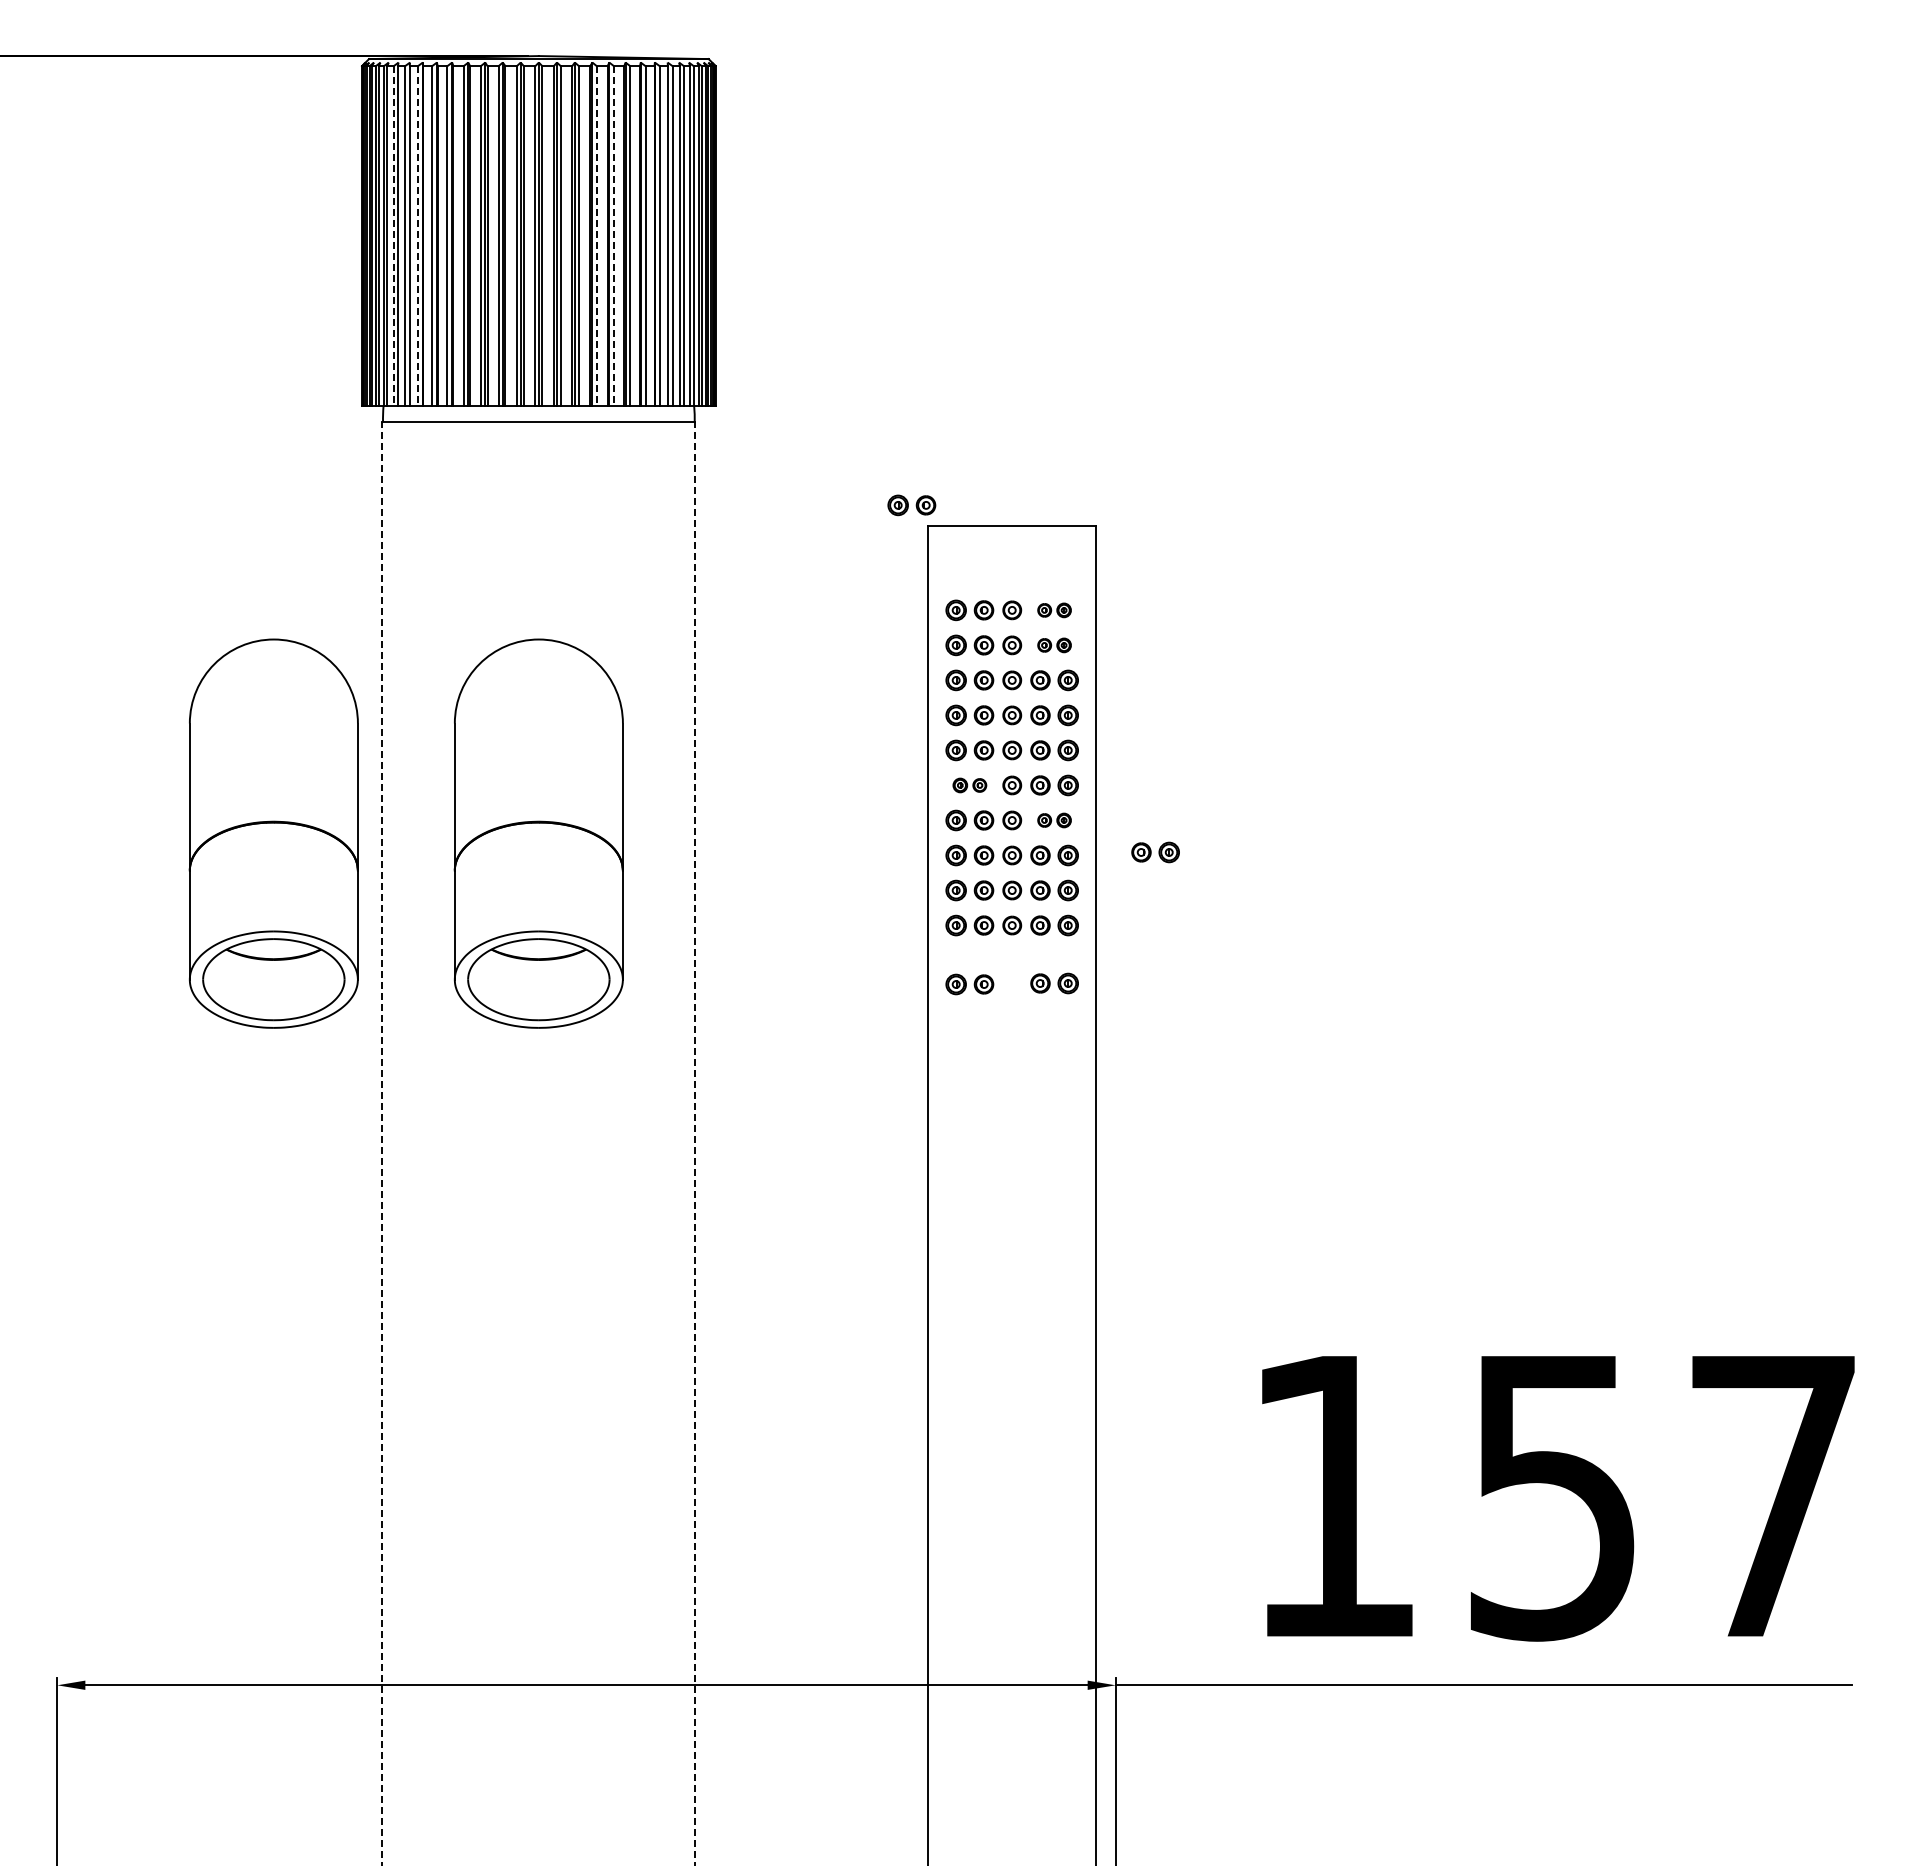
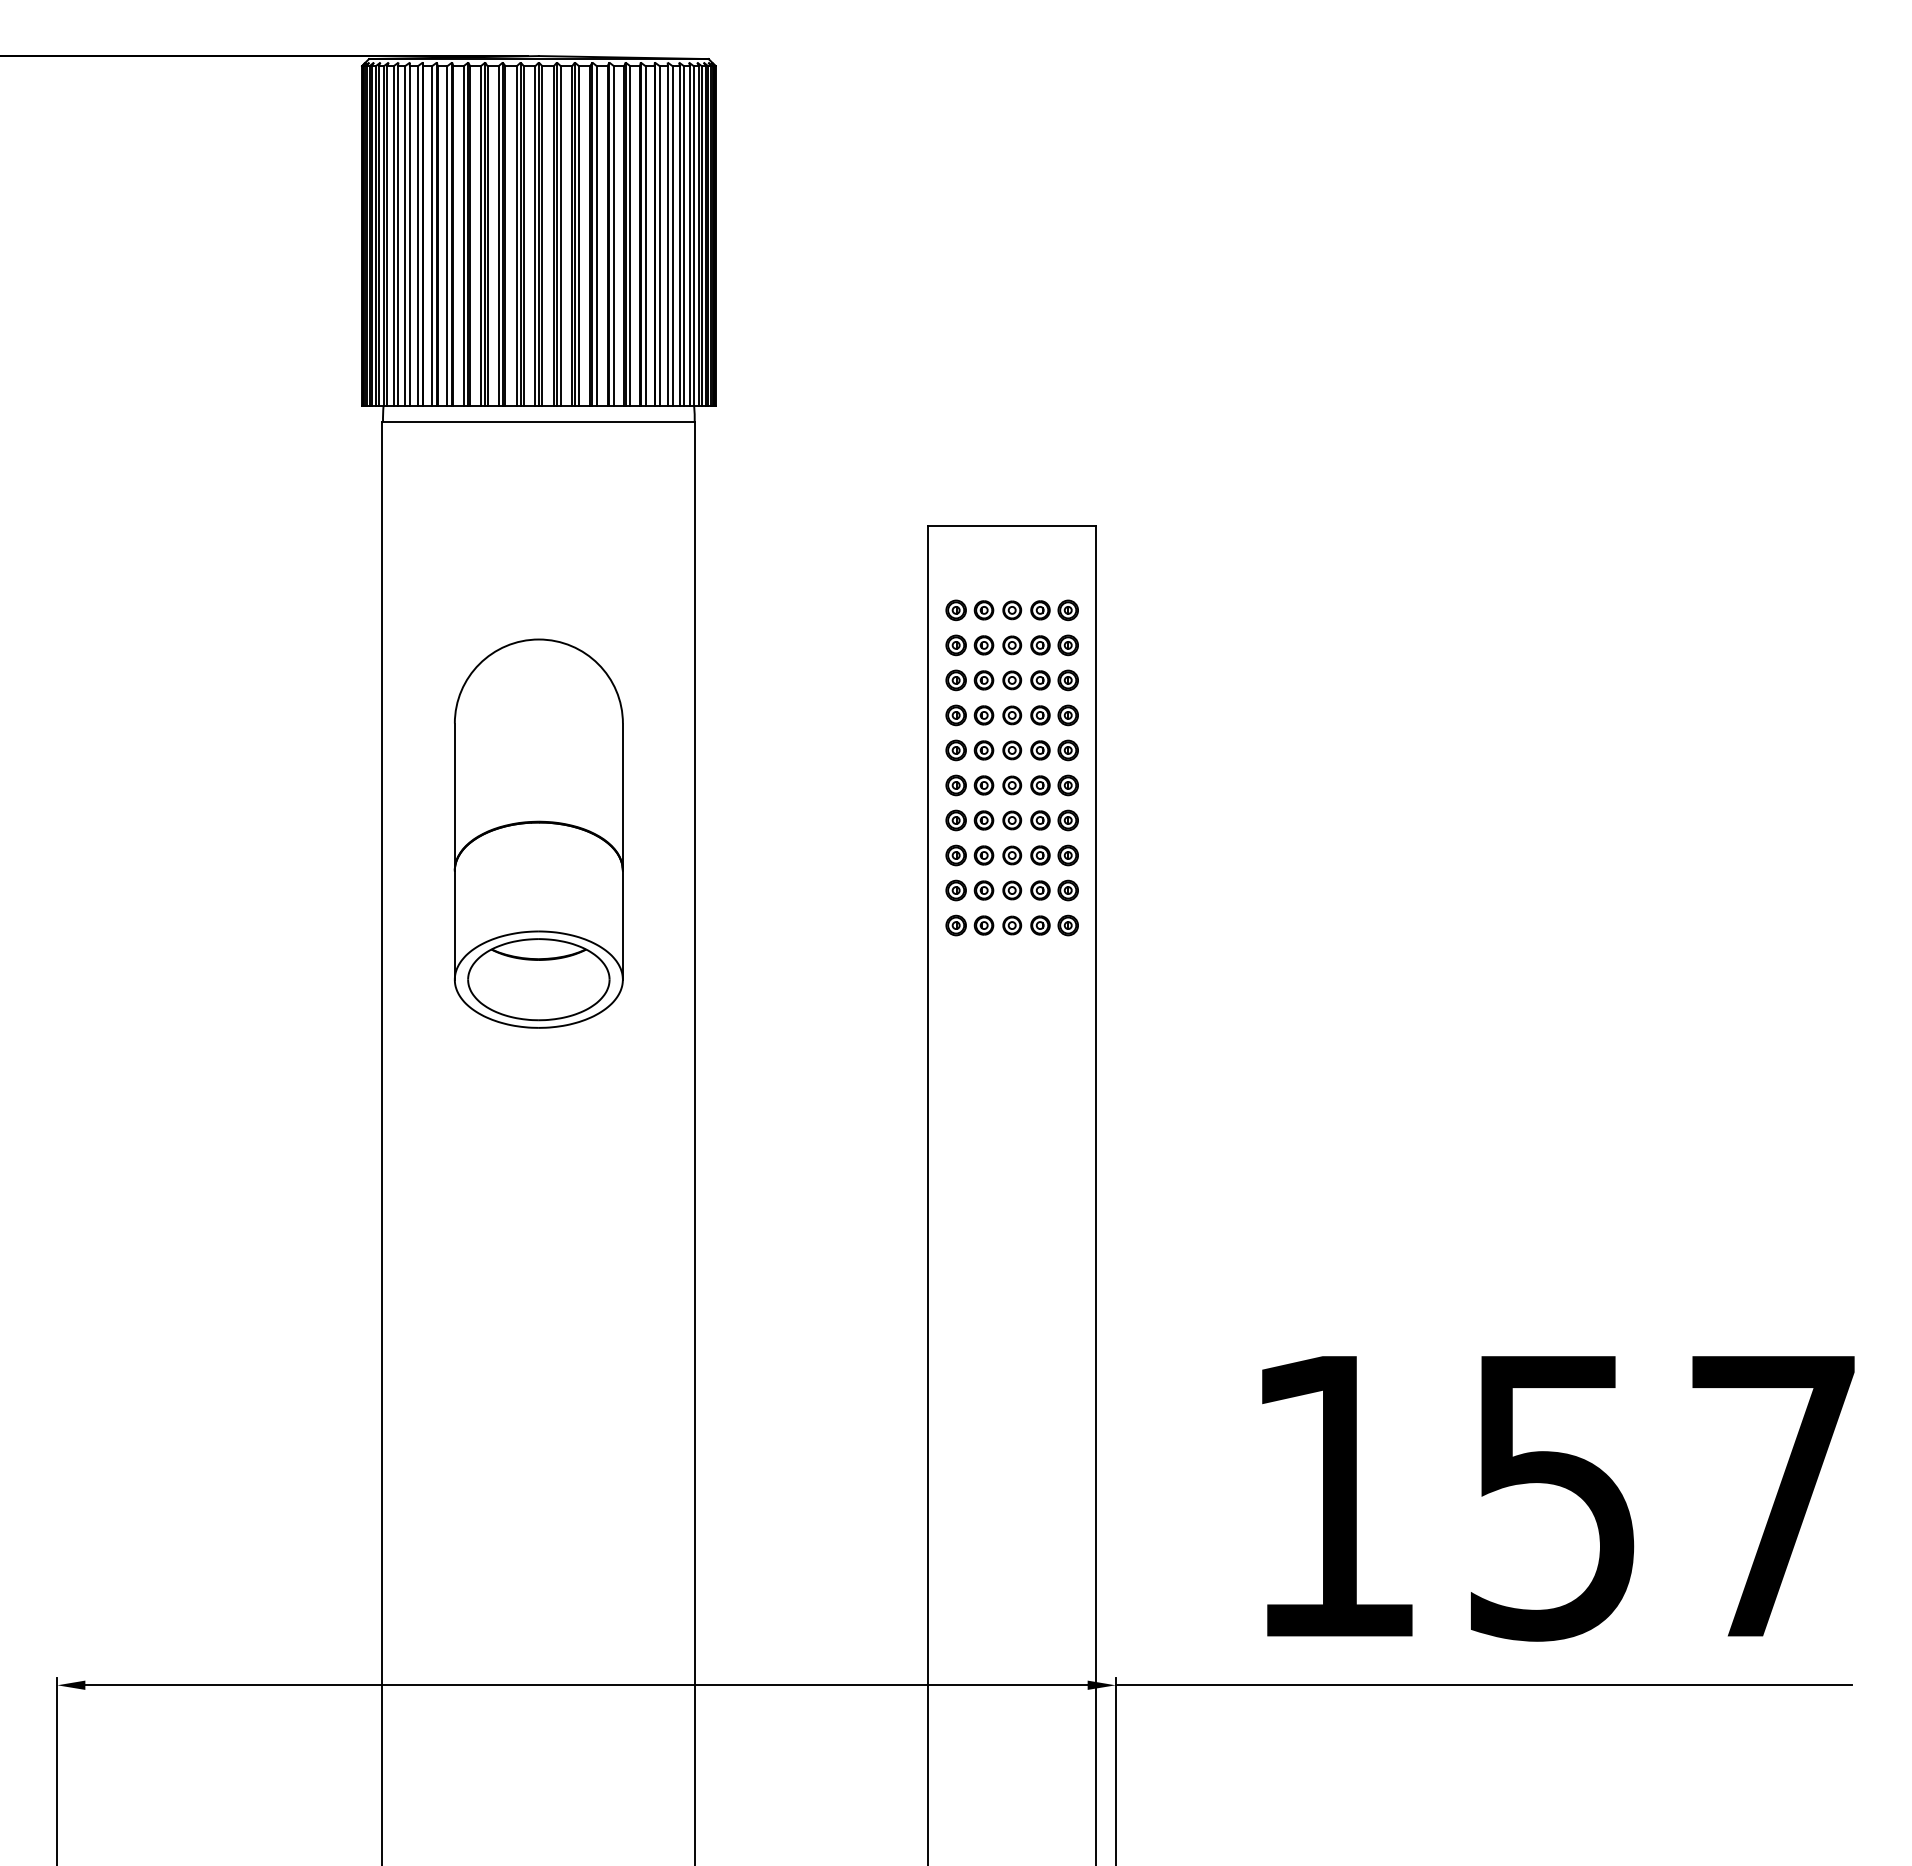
line: dashed -> solid (393, 236)
line: dashed -> solid (418, 236)
line: dashed -> solid (596, 236)
line: dashed -> solid (613, 236)
part: present -> none (911, 505)
part size: 35x17 px -> 49x23 px (1054, 610)
part size: 35x17 px -> 49x23 px (1054, 645)
part size: 36x17 px -> 50x23 px (969, 785)
part size: 35x17 px -> 49x23 px (1054, 820)
part: present -> none (273, 833)
part: present -> none (1155, 852)
part: present -> none (1054, 983)
part: present -> none (969, 984)
line: dashed -> solid (382, 1143)
line: dashed -> solid (695, 1143)
